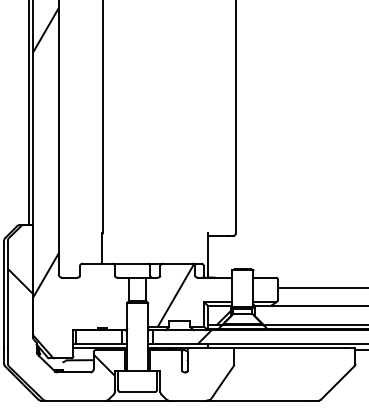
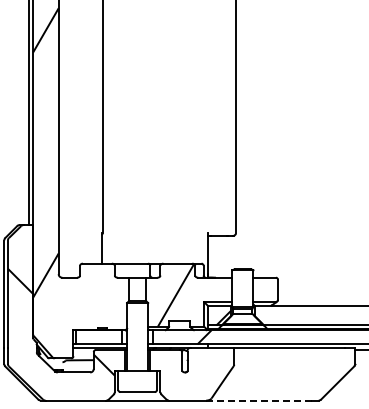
line: present -> none (321, 288)
line: solid -> dashed (259, 400)
